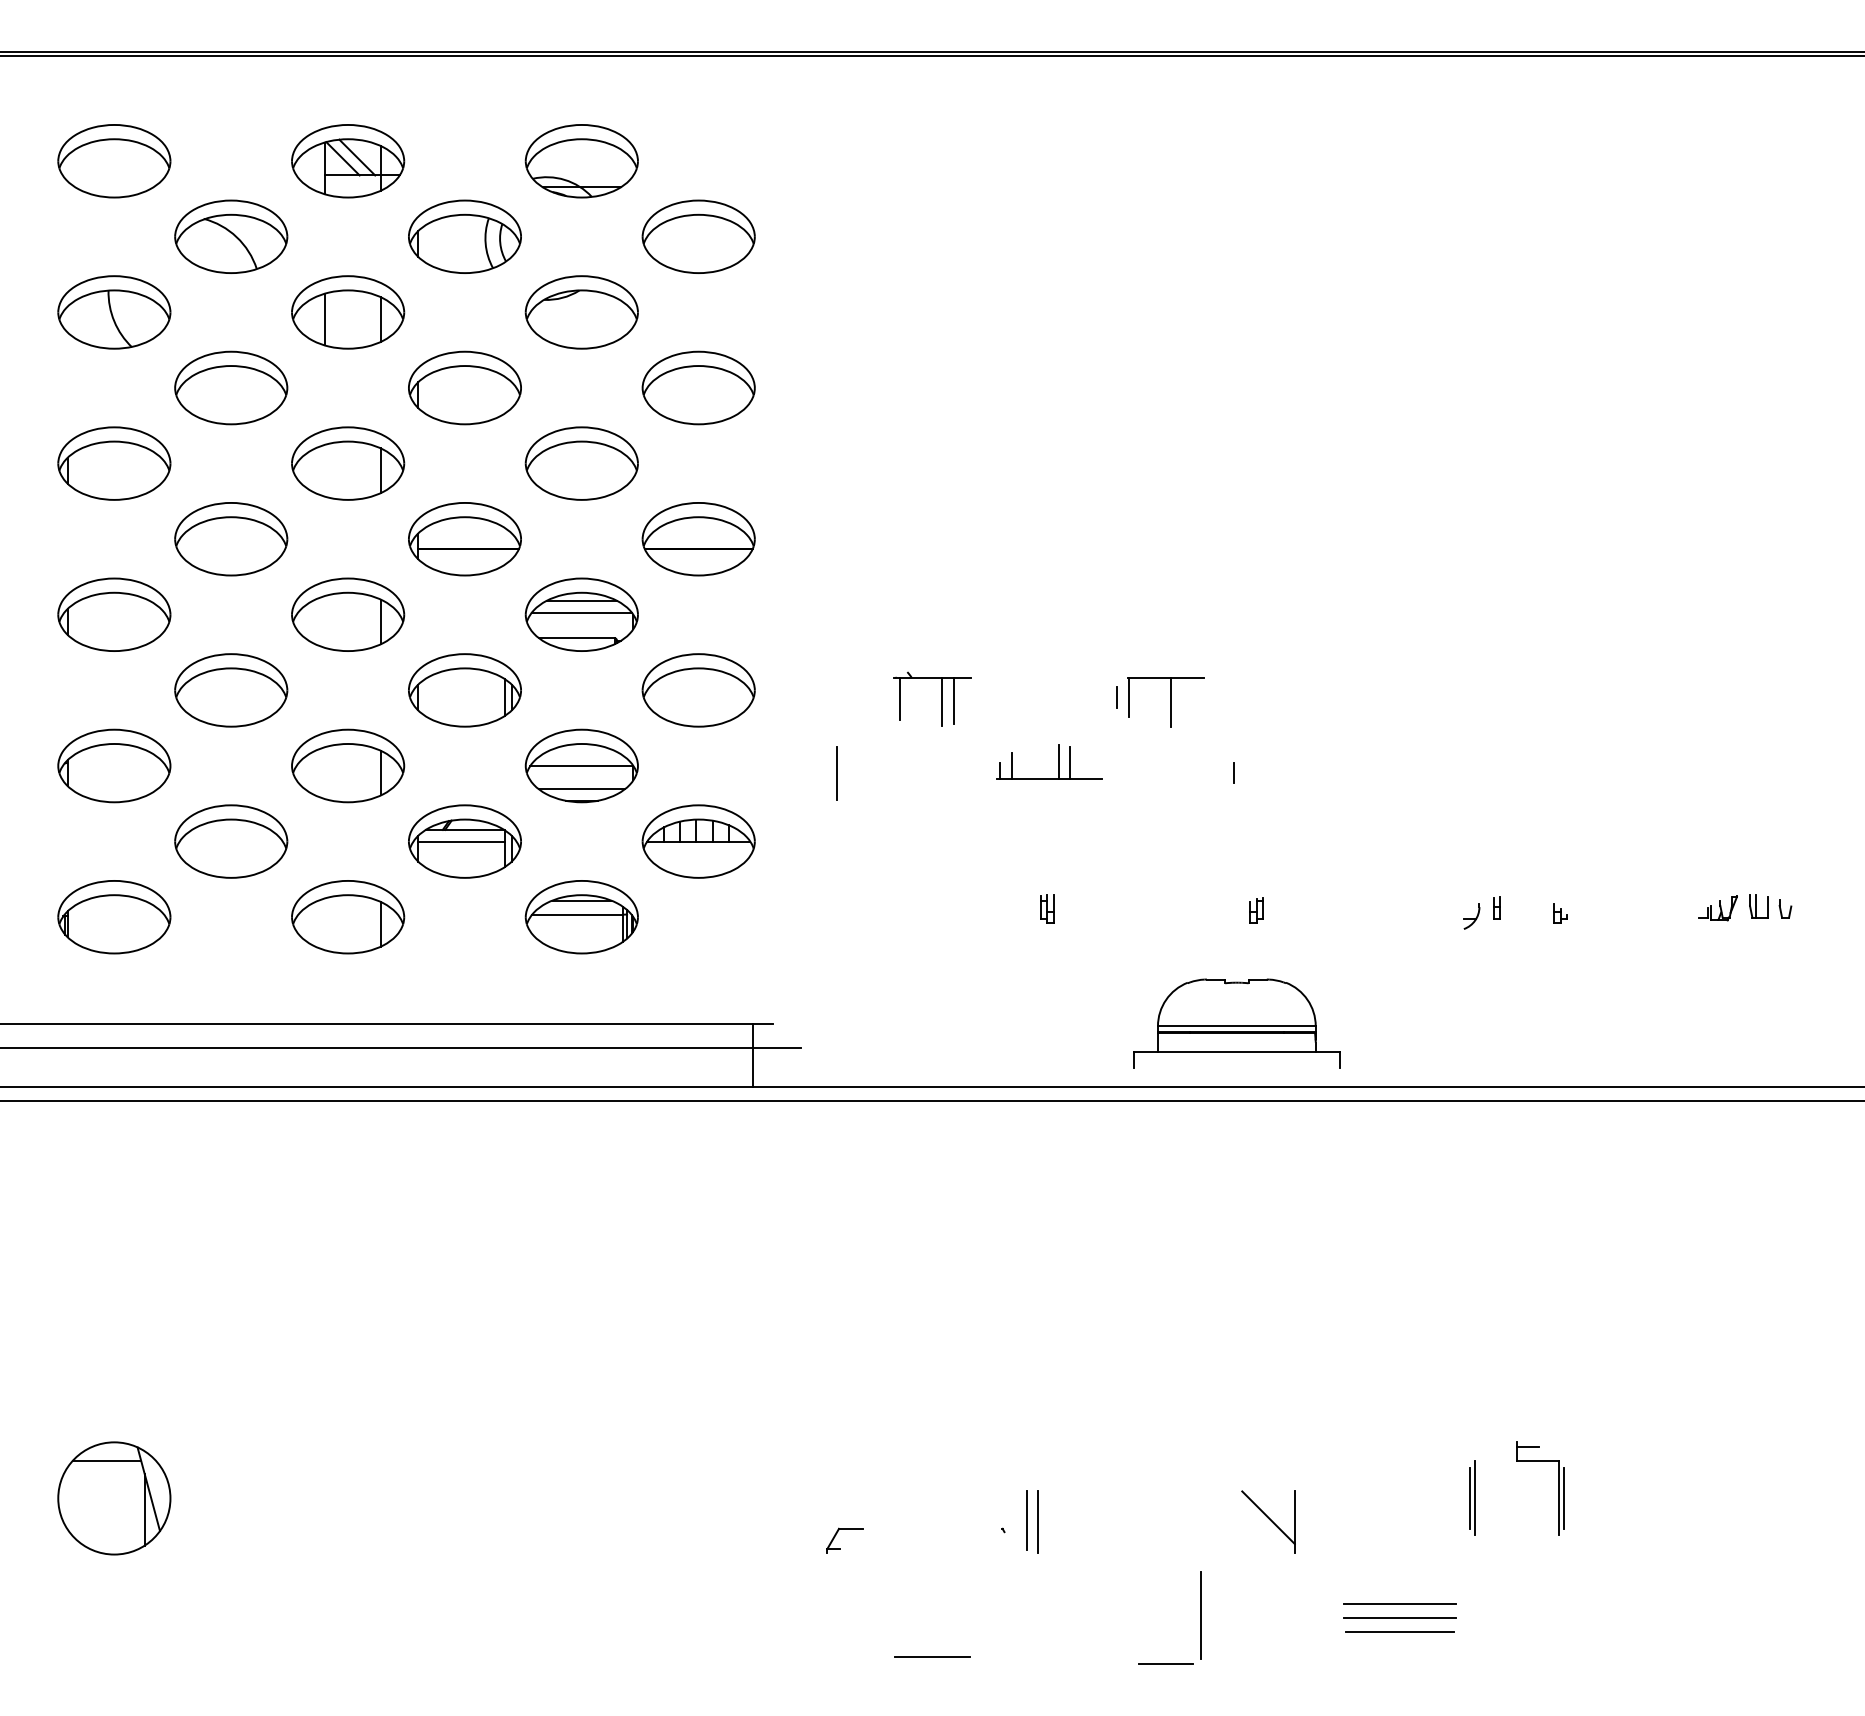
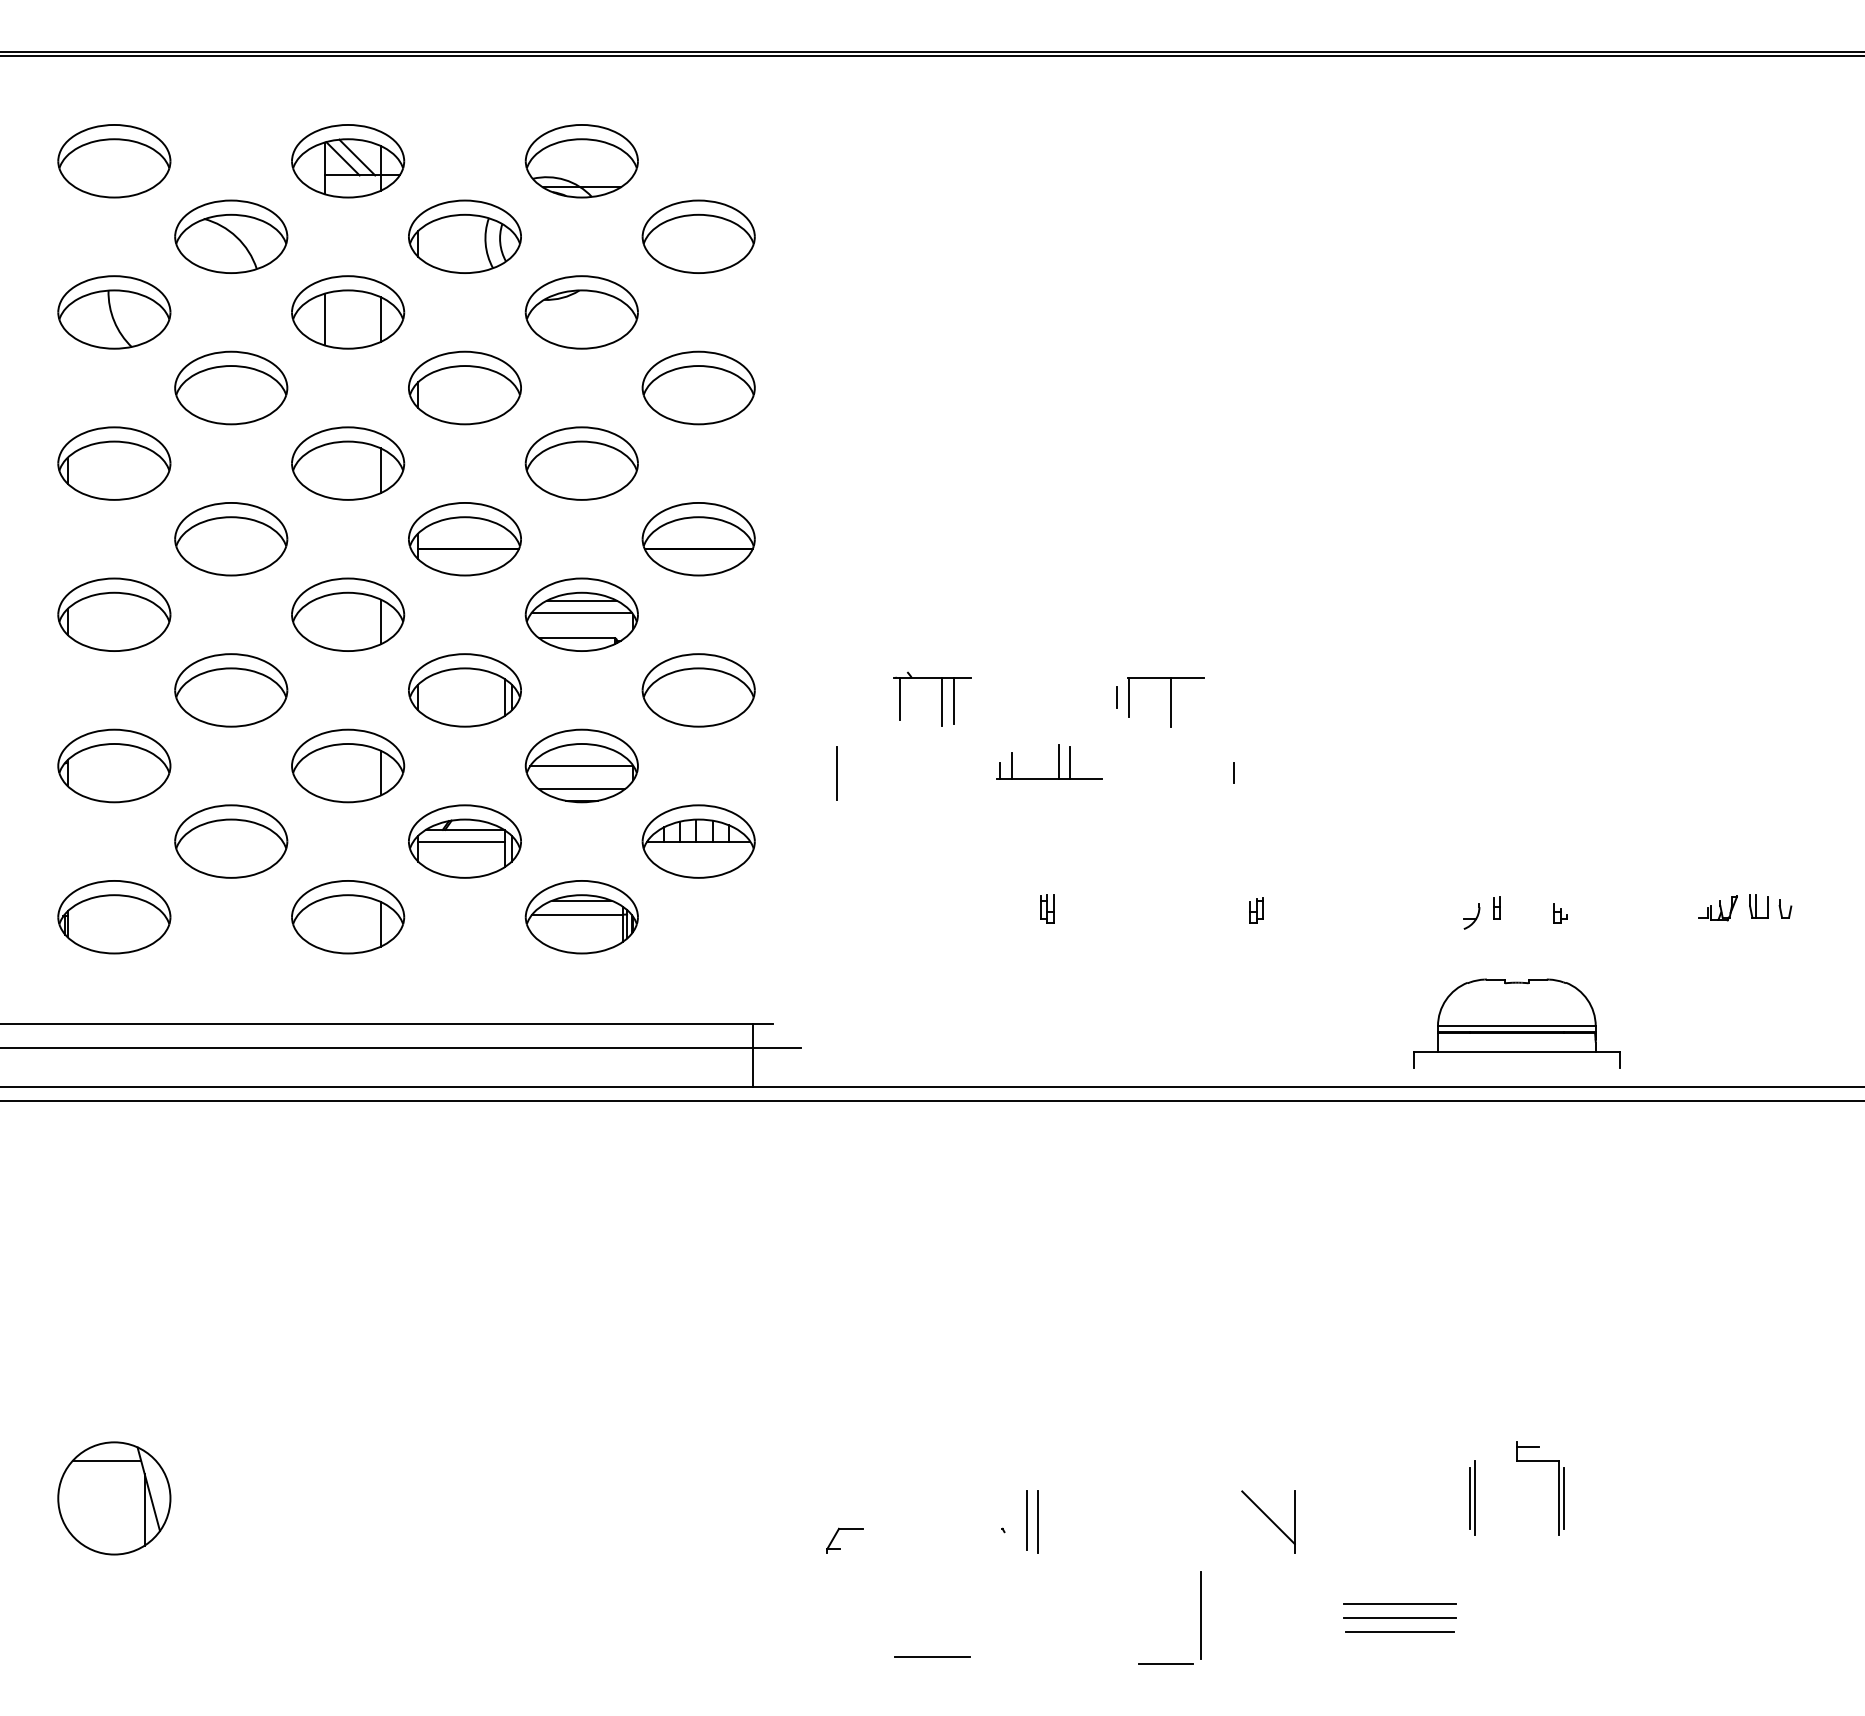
part position: (1236, 1023) -> (1516, 1023) (1516, 1023)
